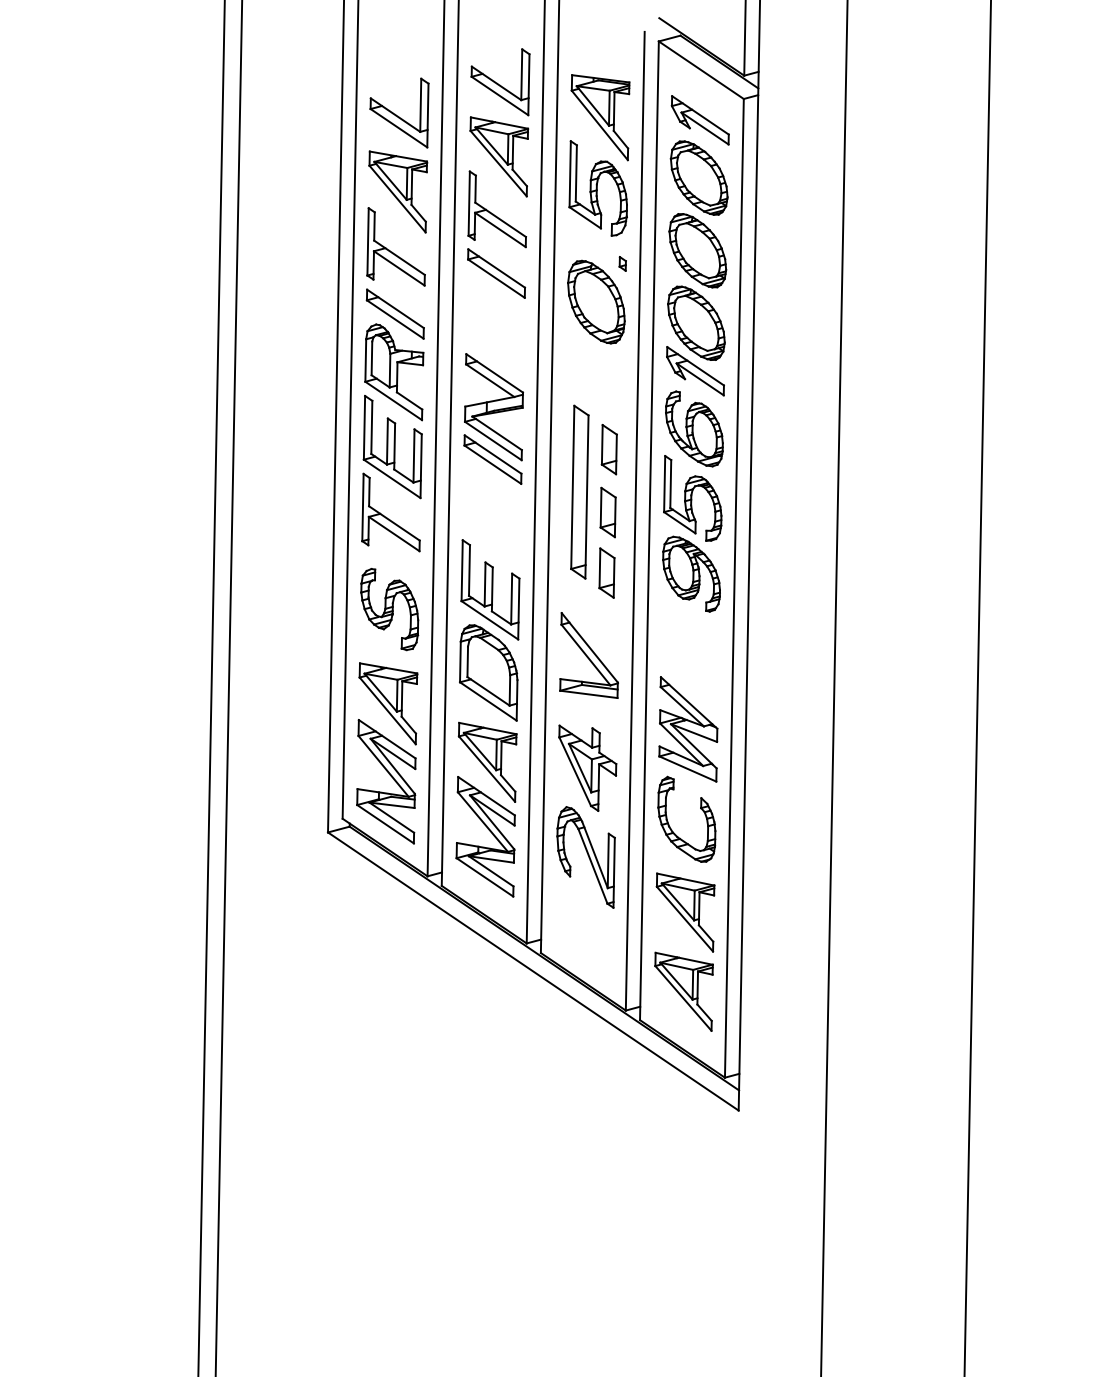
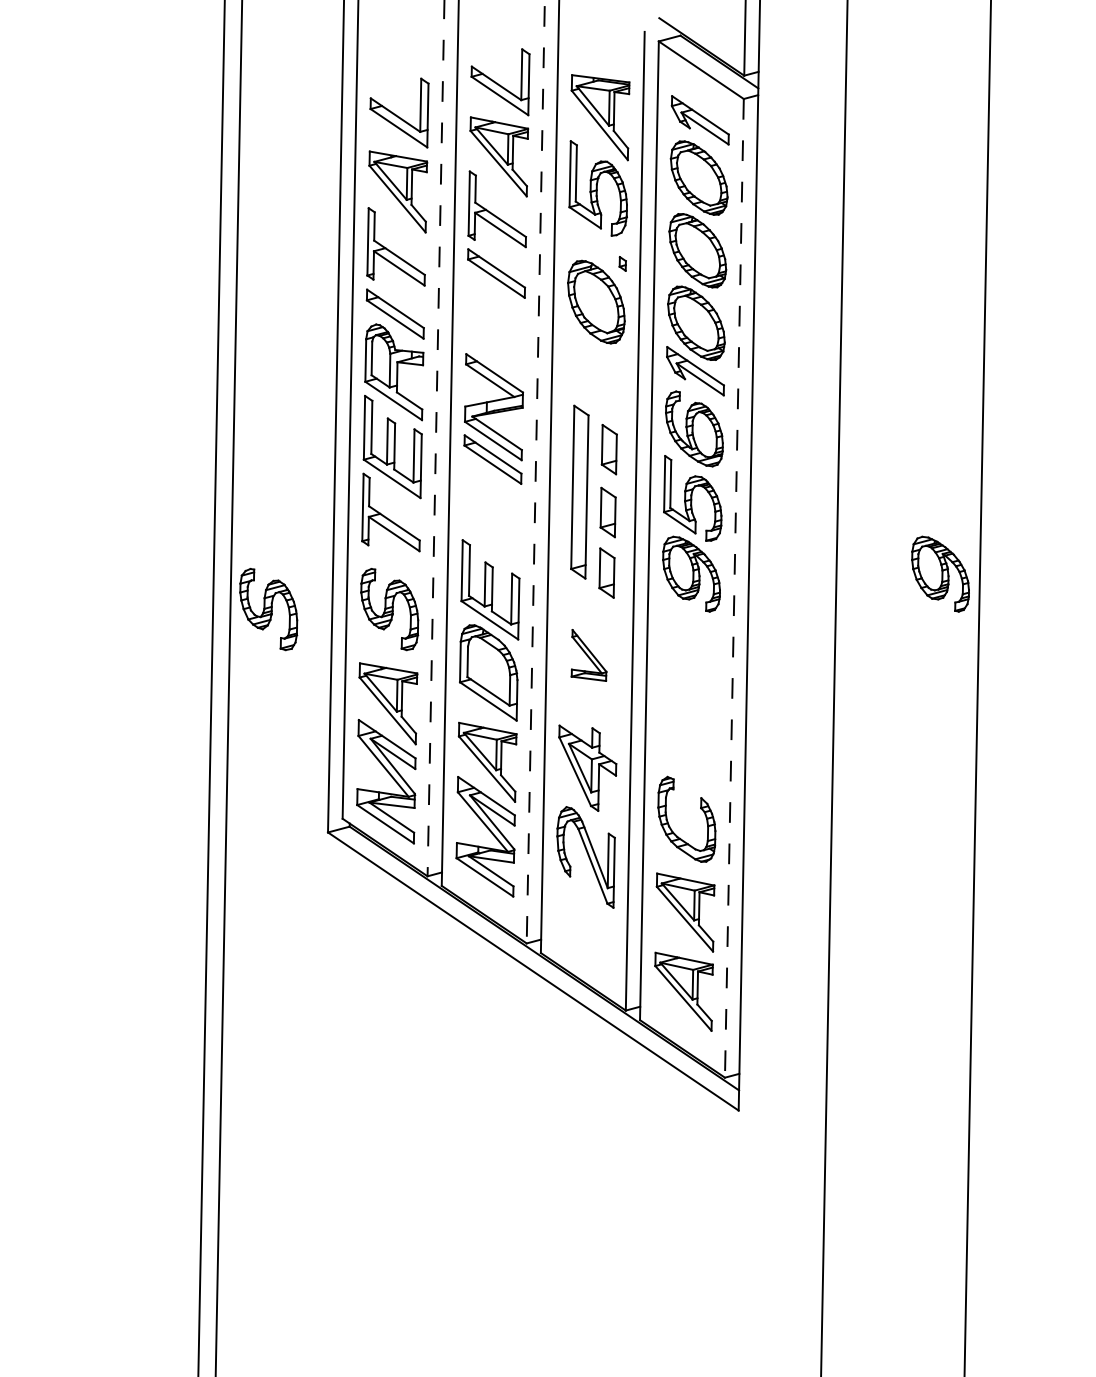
line: solid -> dashed (436, 438)
line: solid -> dashed (535, 472)
part: none -> present (940, 573)
line: solid -> dashed (734, 588)
part: none -> present (268, 609)
part size: 60x87 px -> 38x53 px (588, 655)
part: present -> none (688, 729)
